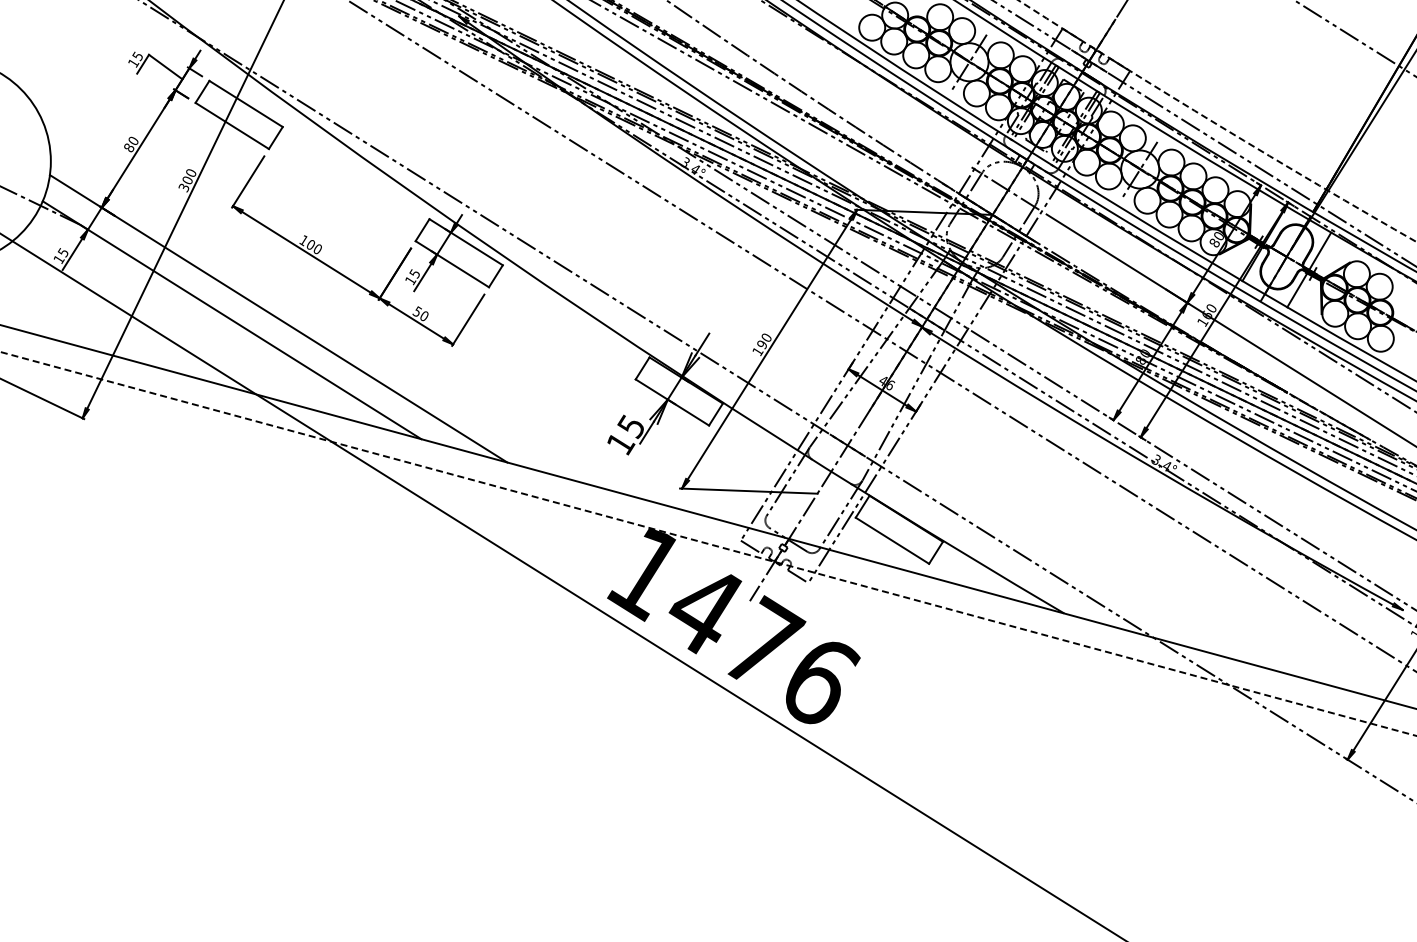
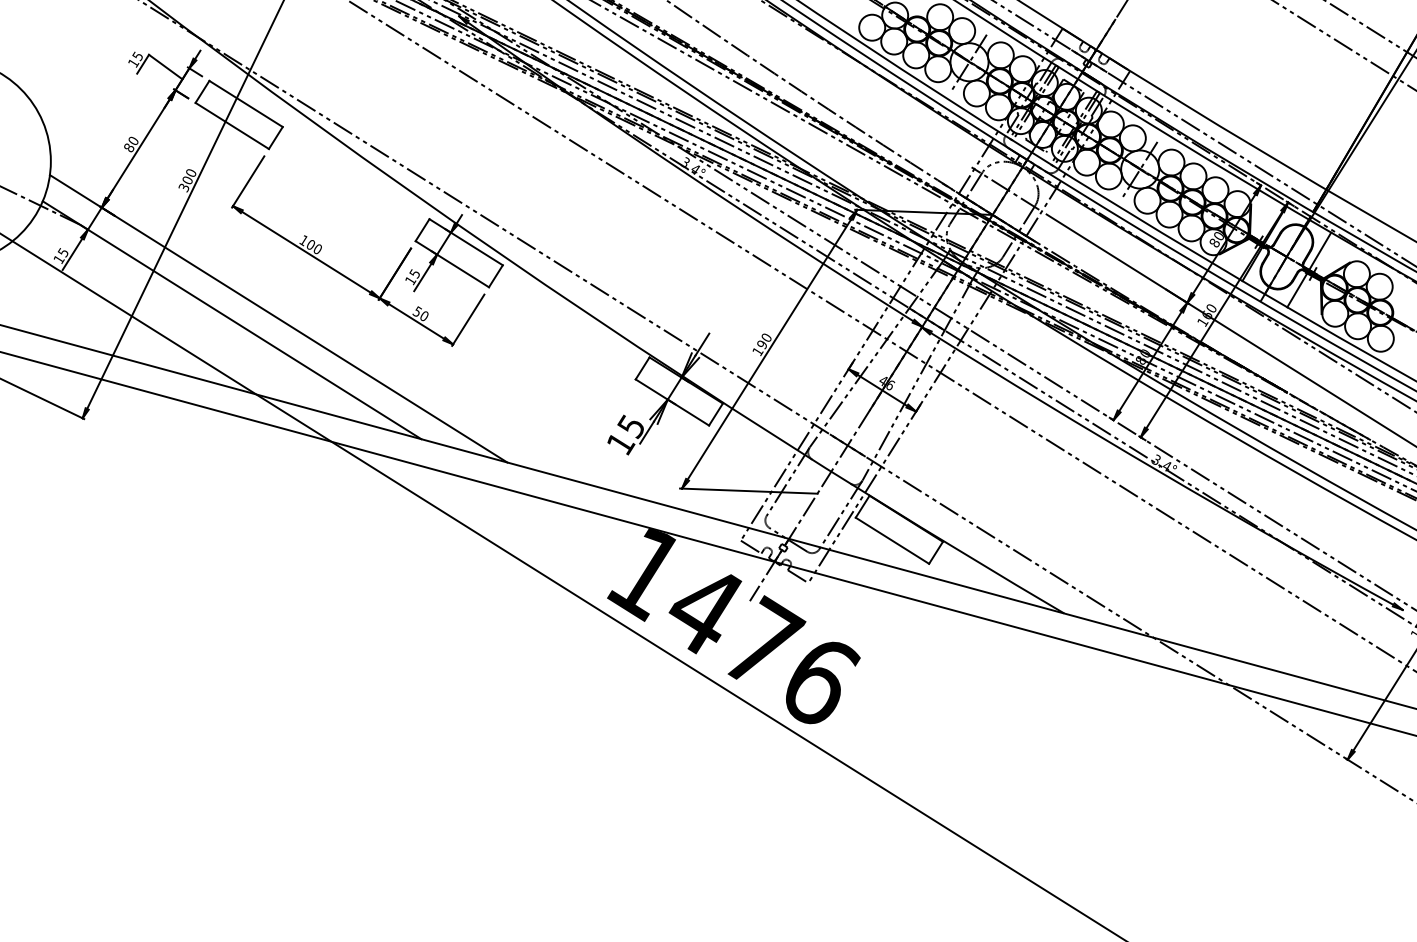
line: none -> present (1370, 28)
line position: (1355, 38) -> (1344, 45) (1344, 45)
arc: dashed -> solid (1216, 123)
line: dashed -> solid (709, 544)
